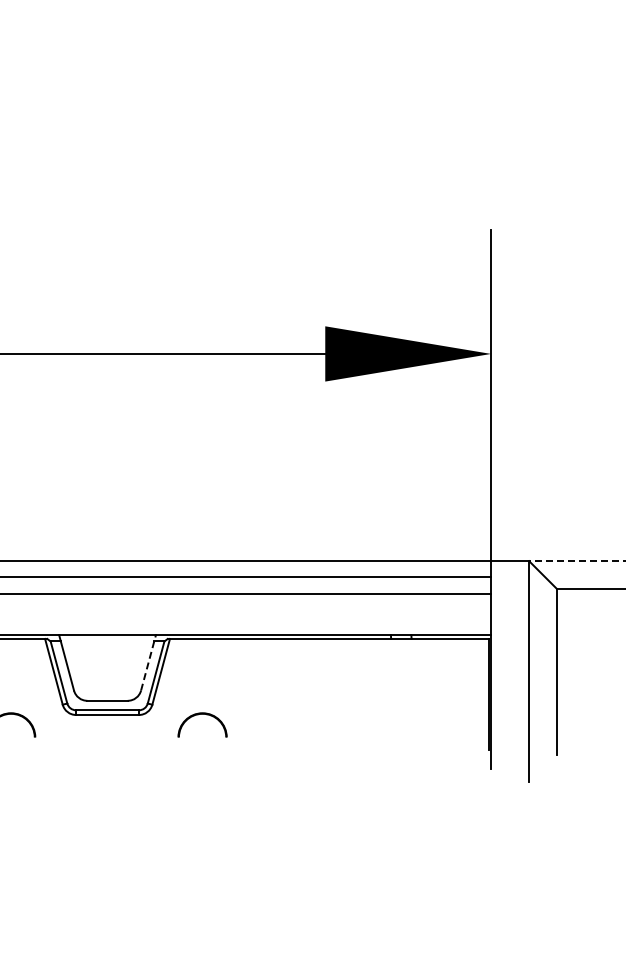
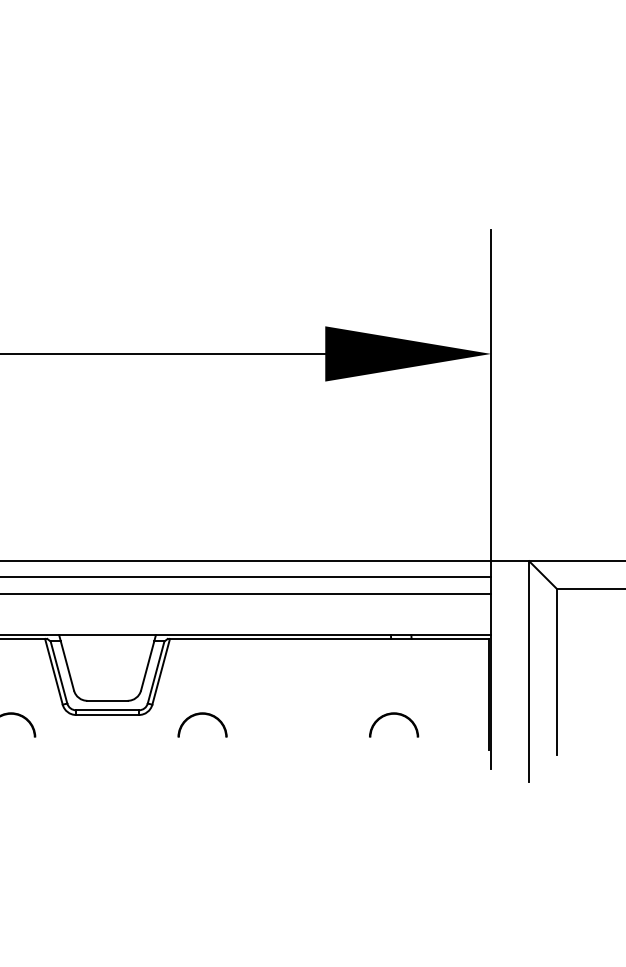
line: dashed -> solid (577, 561)
line: dashed -> solid (148, 662)
part: none -> present (398, 715)
